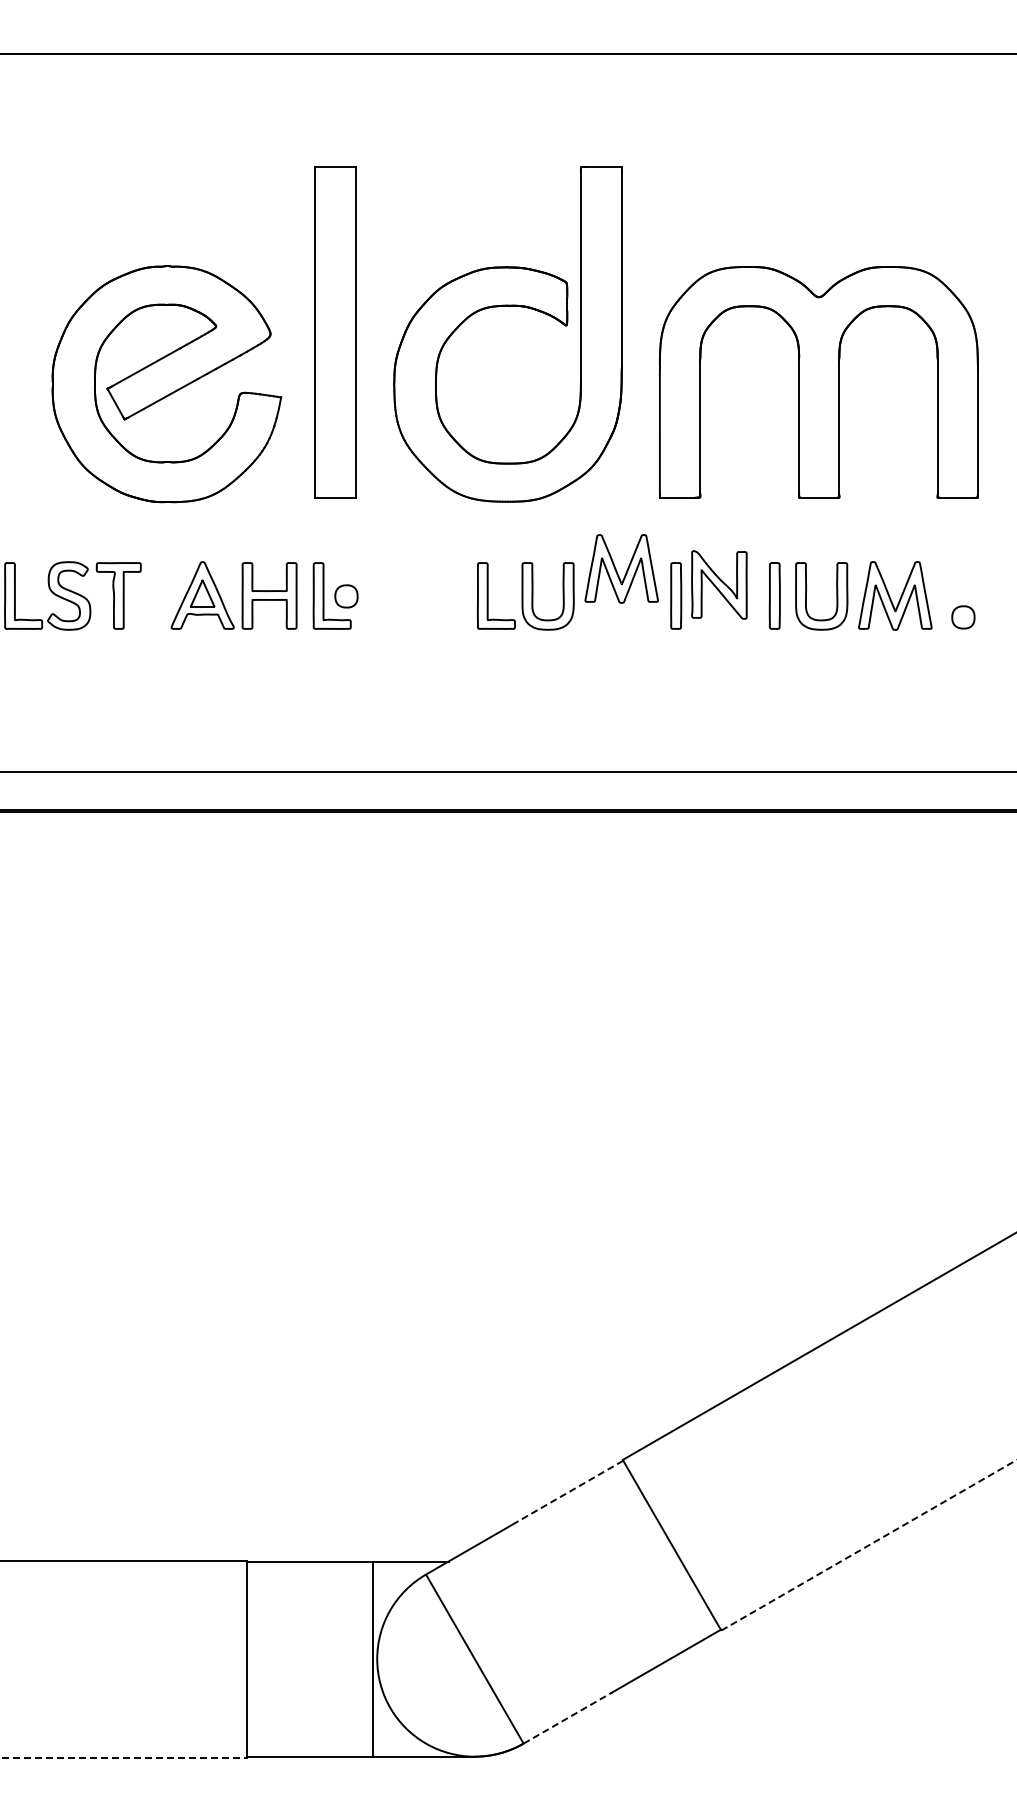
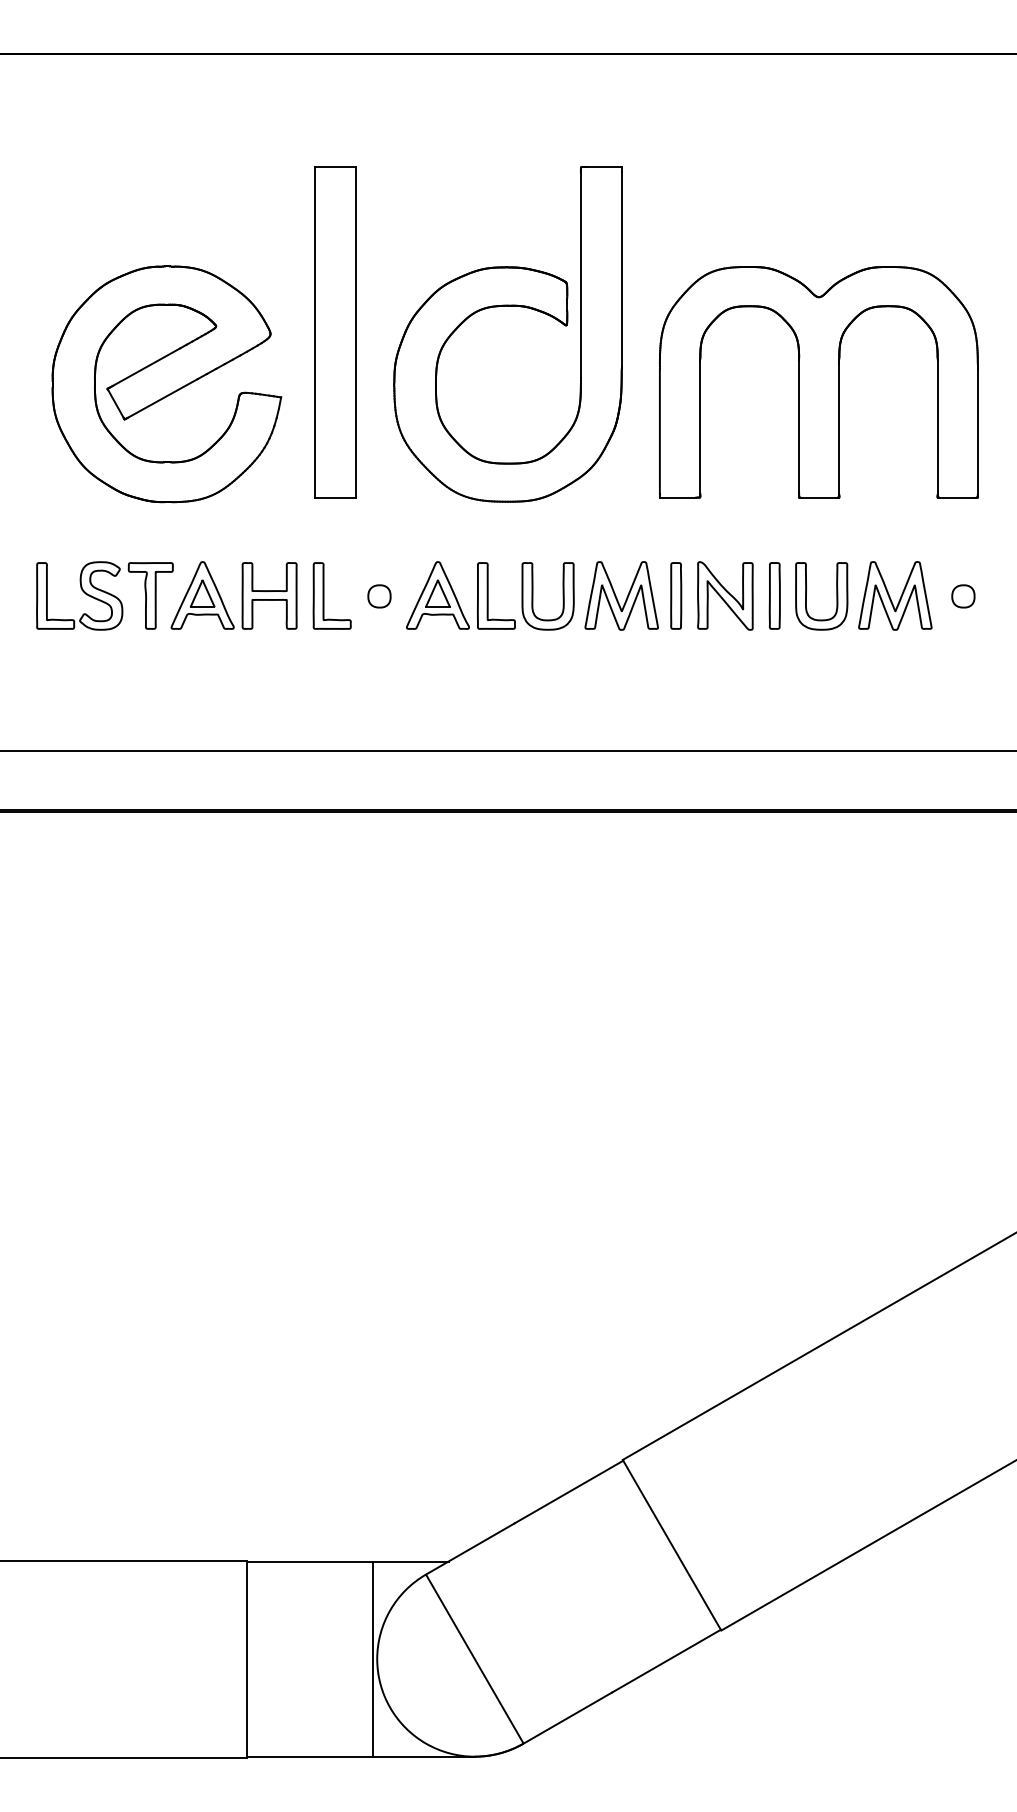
part position: (621, 568) -> (621, 595) (621, 595)
part position: (719, 584) -> (725, 595) (725, 595)
part position: (72, 595) -> (104, 595) (104, 595)
part: none -> present (437, 595)
part position: (346, 596) -> (379, 596) (379, 596)
part position: (963, 617) -> (963, 596) (963, 596)
line position: (507, 772) -> (507, 751) (507, 751)
line: dashed -> solid (568, 1492)
line: dashed -> solid (869, 1545)
line: dashed -> solid (568, 1717)
line: dashed -> solid (124, 1757)
